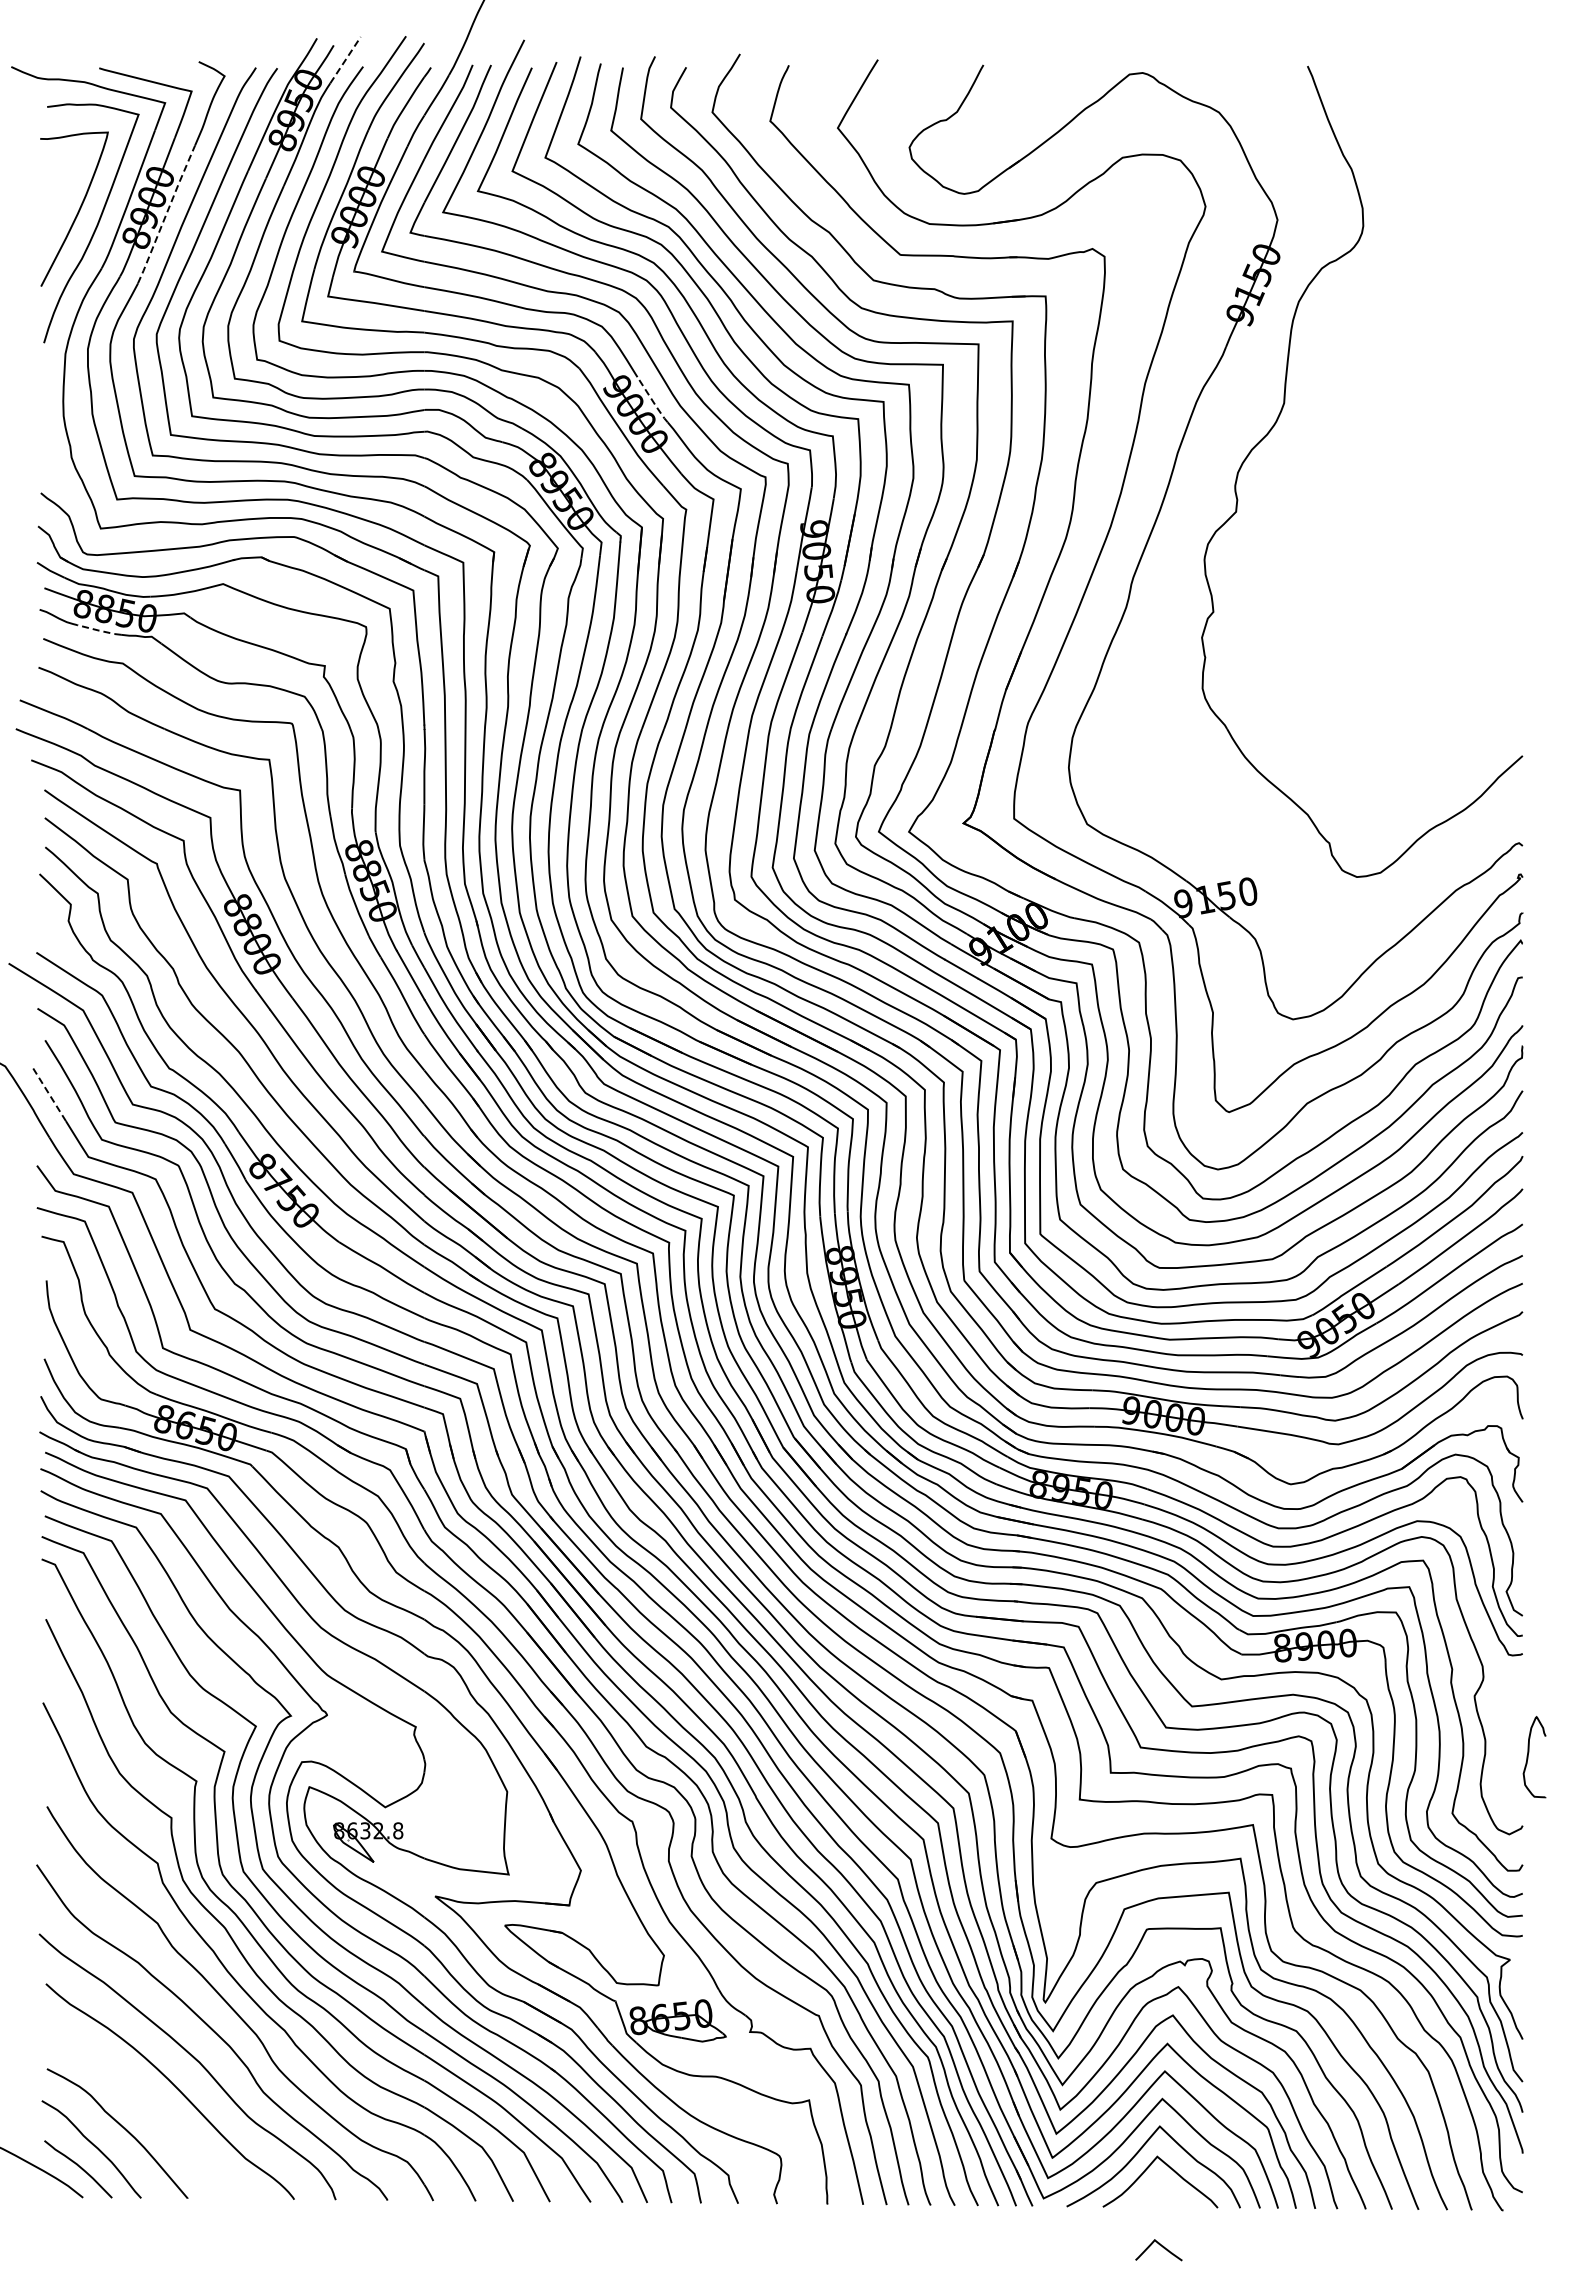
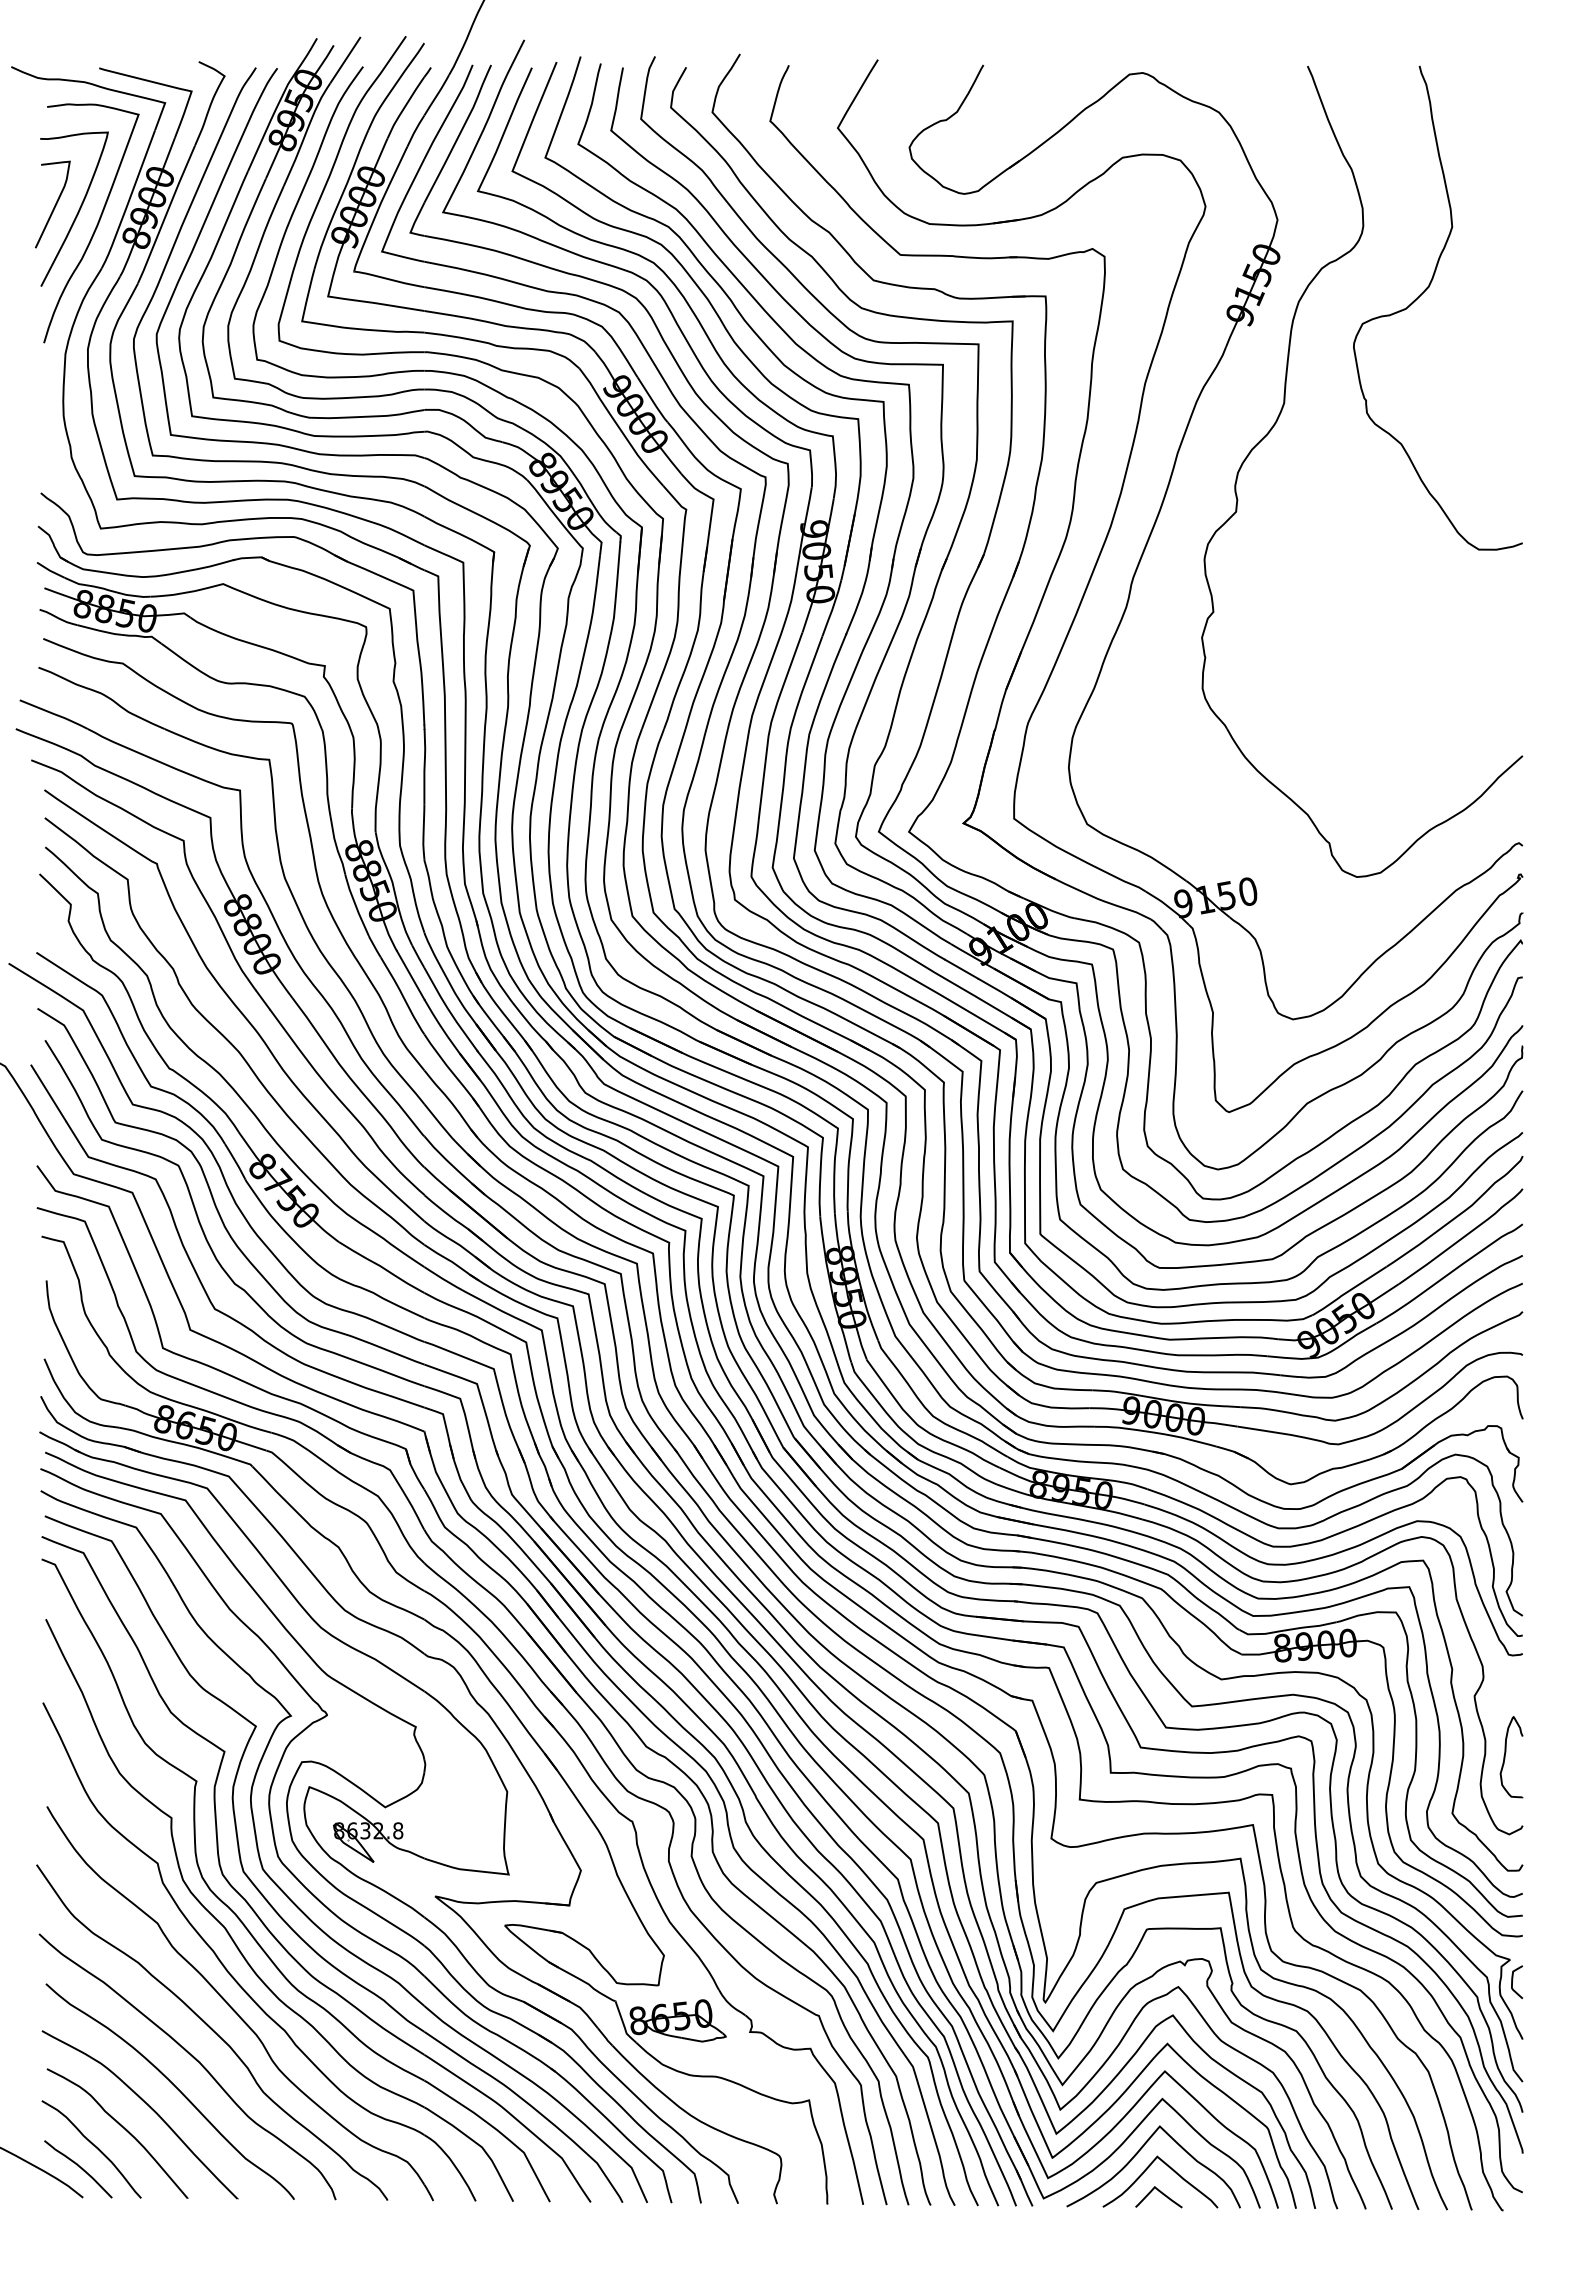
line: dashed -> solid (345, 60)
curve: none -> present (54, 205)
line: dashed -> solid (166, 214)
curve: none -> present (1423, 293)
line: dashed -> solid (652, 401)
line: dashed -> solid (99, 630)
line: dashed -> solid (48, 1093)
curve position: (1528, 1757) -> (1505, 1757) (1505, 1757)
curve: none -> present (1513, 1980)
curve: none -> present (147, 2105)
curve position: (1161, 2246) -> (1161, 2193) (1161, 2193)
